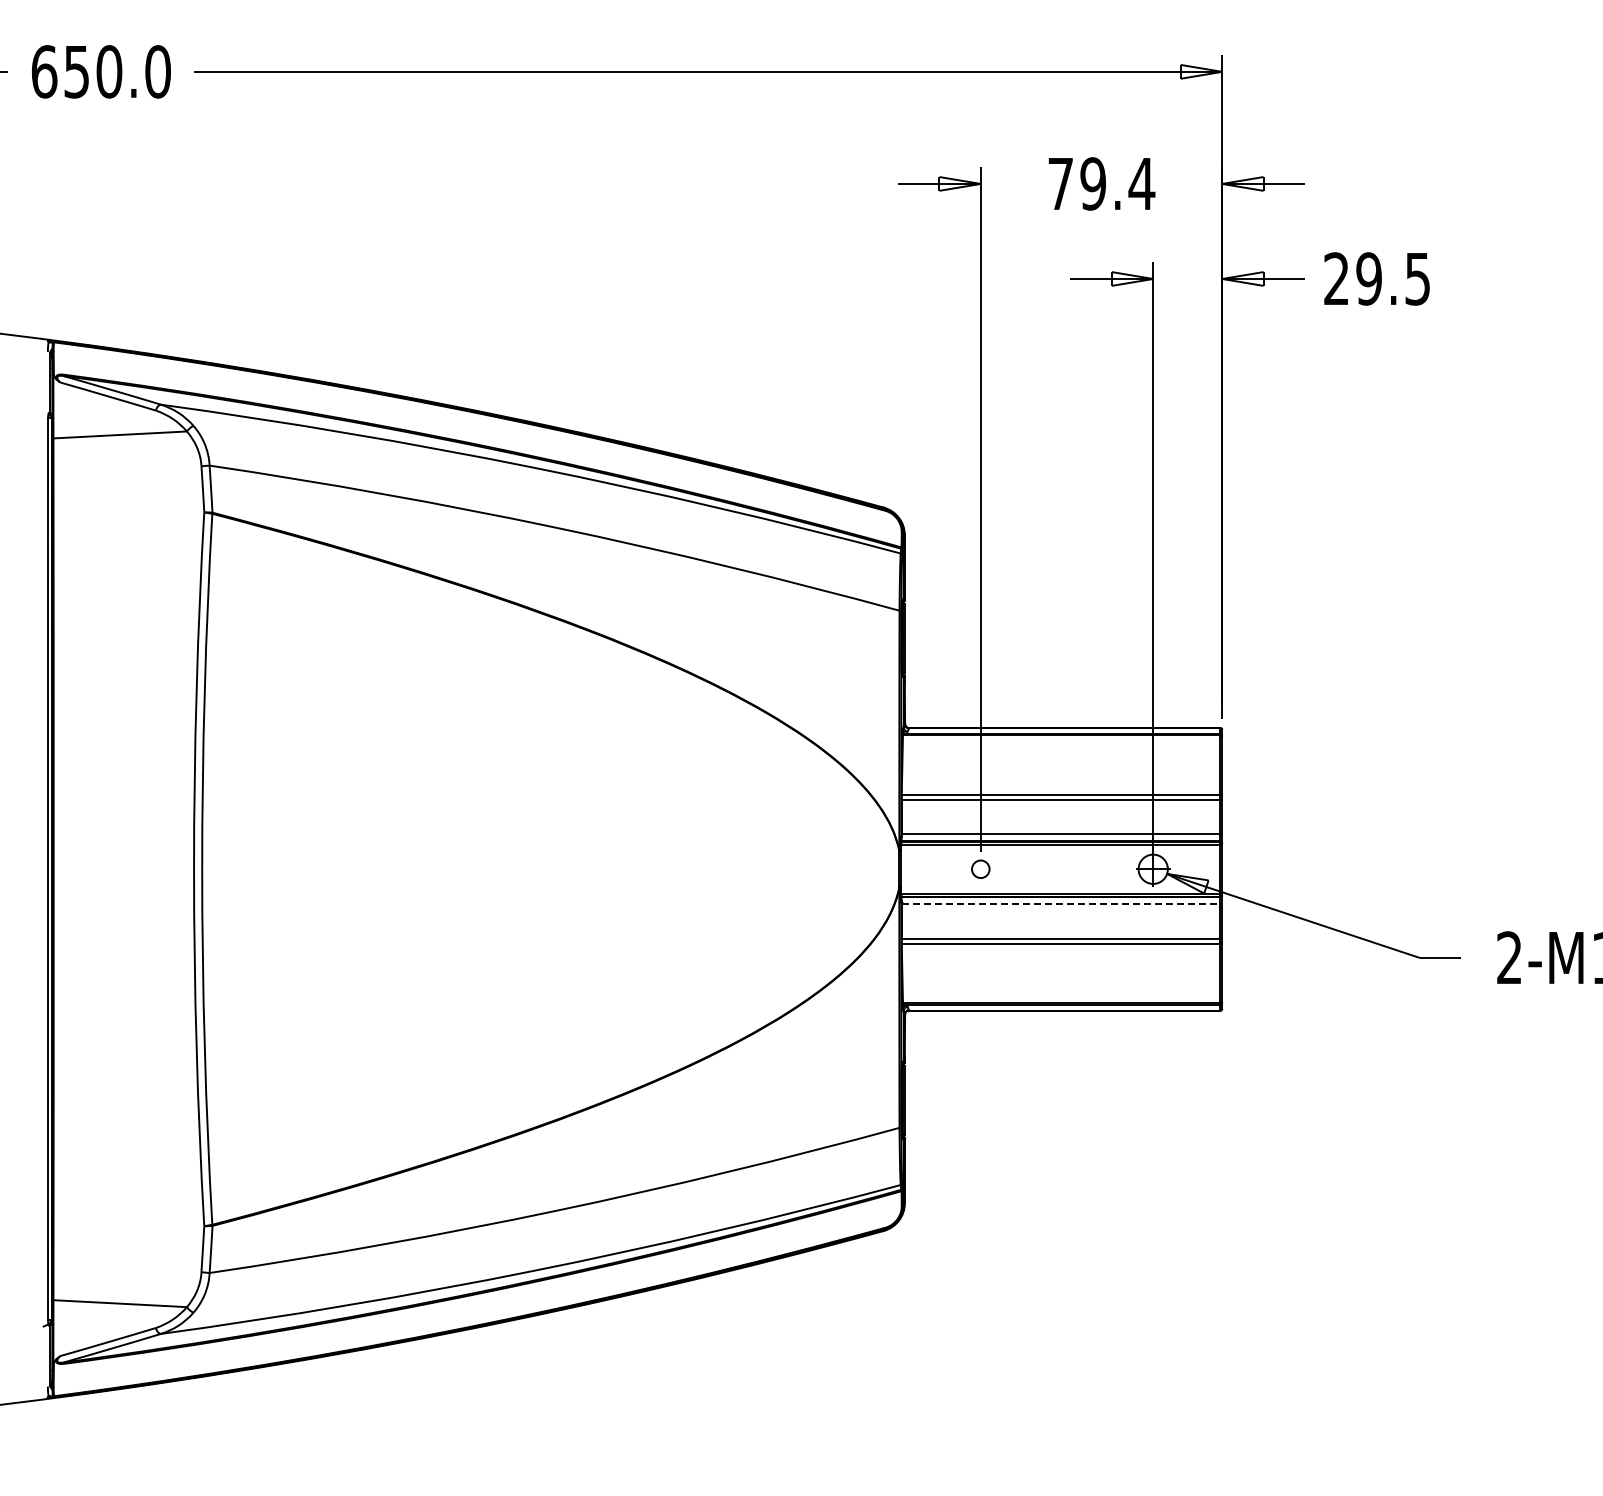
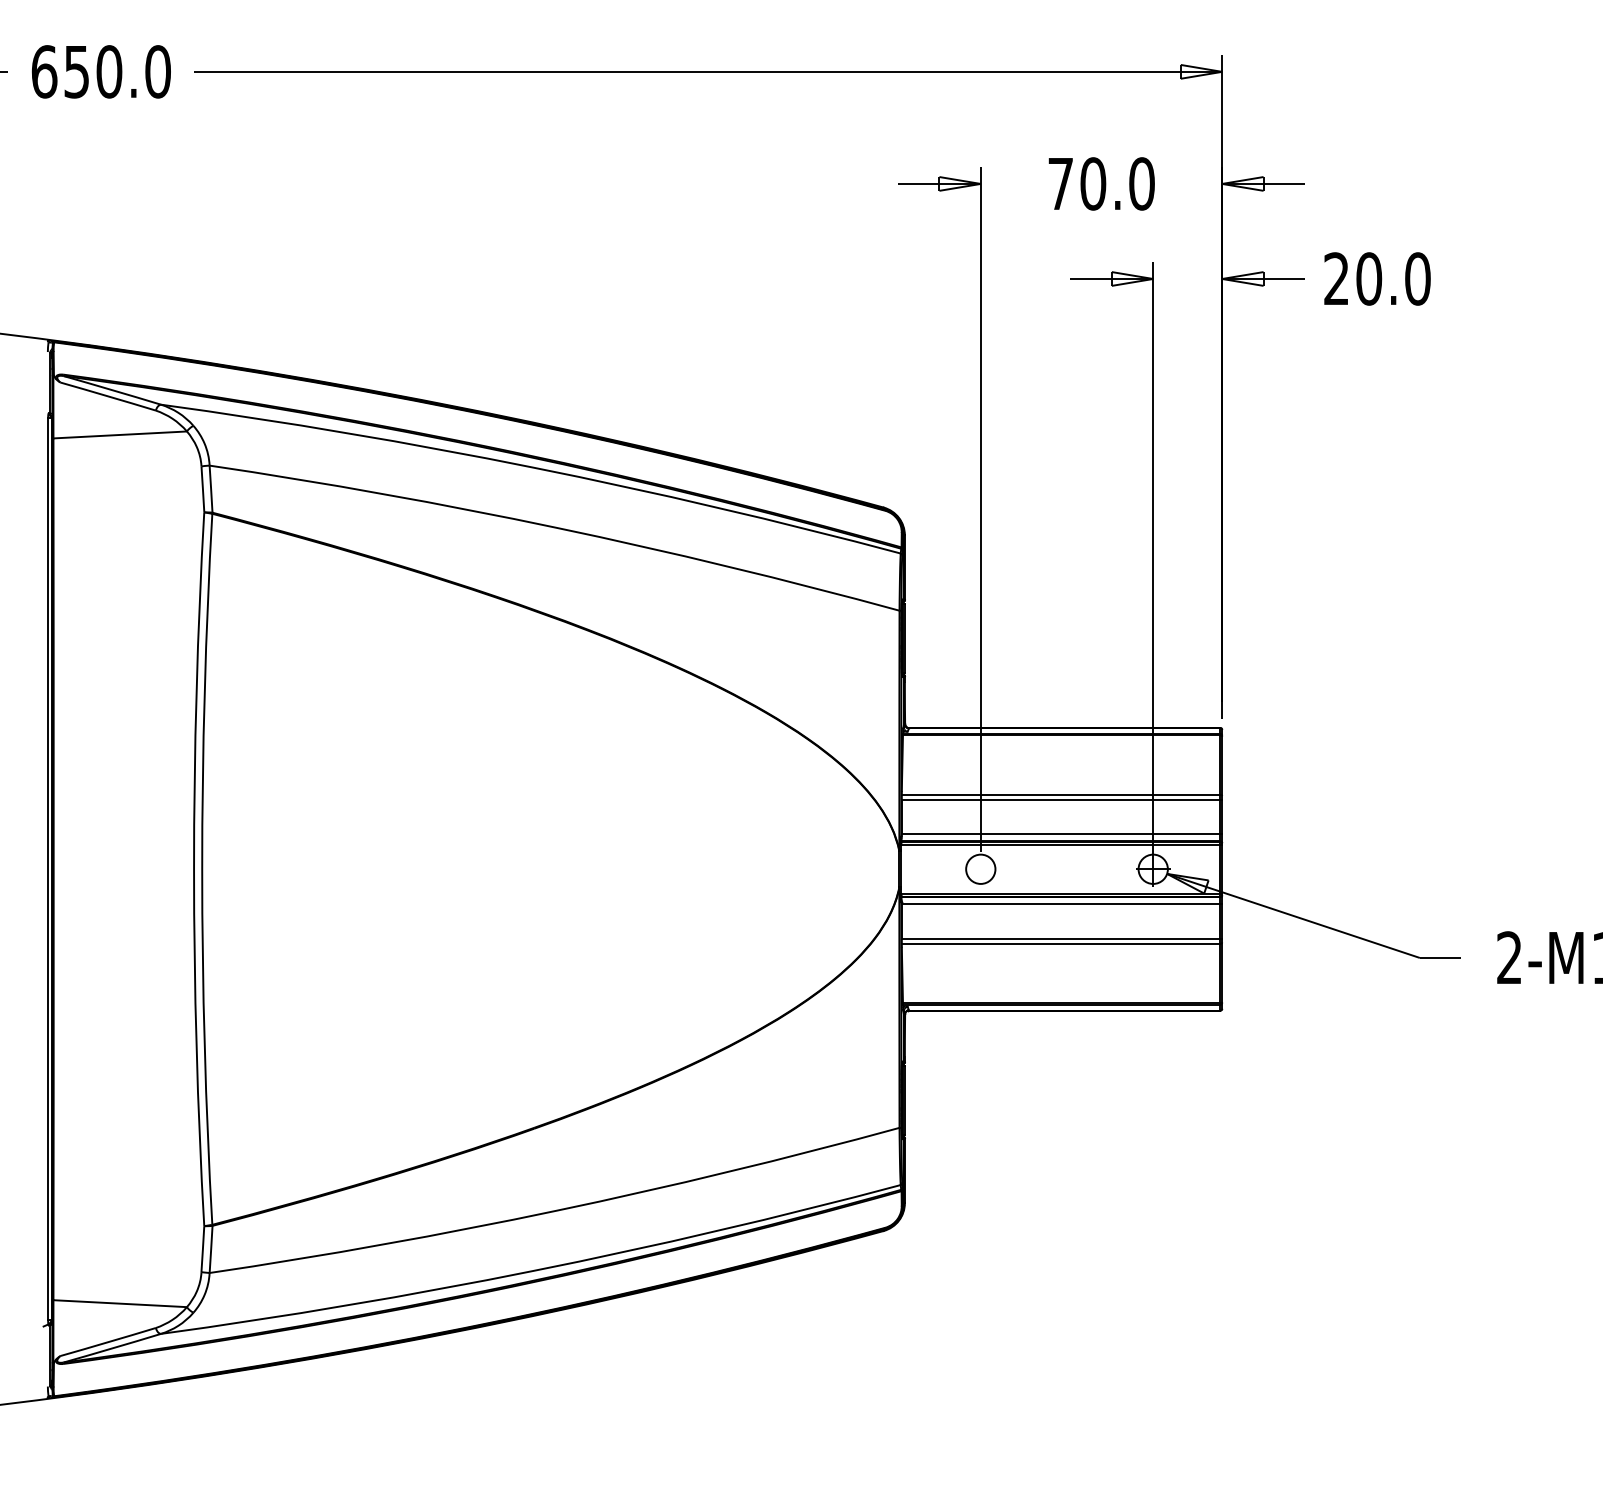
text: 79.4 -> 70.0 (1117, 183)
text: 29.5 -> 20.0 (1393, 278)
circle diameter: 18 px -> 29 px (980, 868)
line: dashed -> solid (1062, 904)
